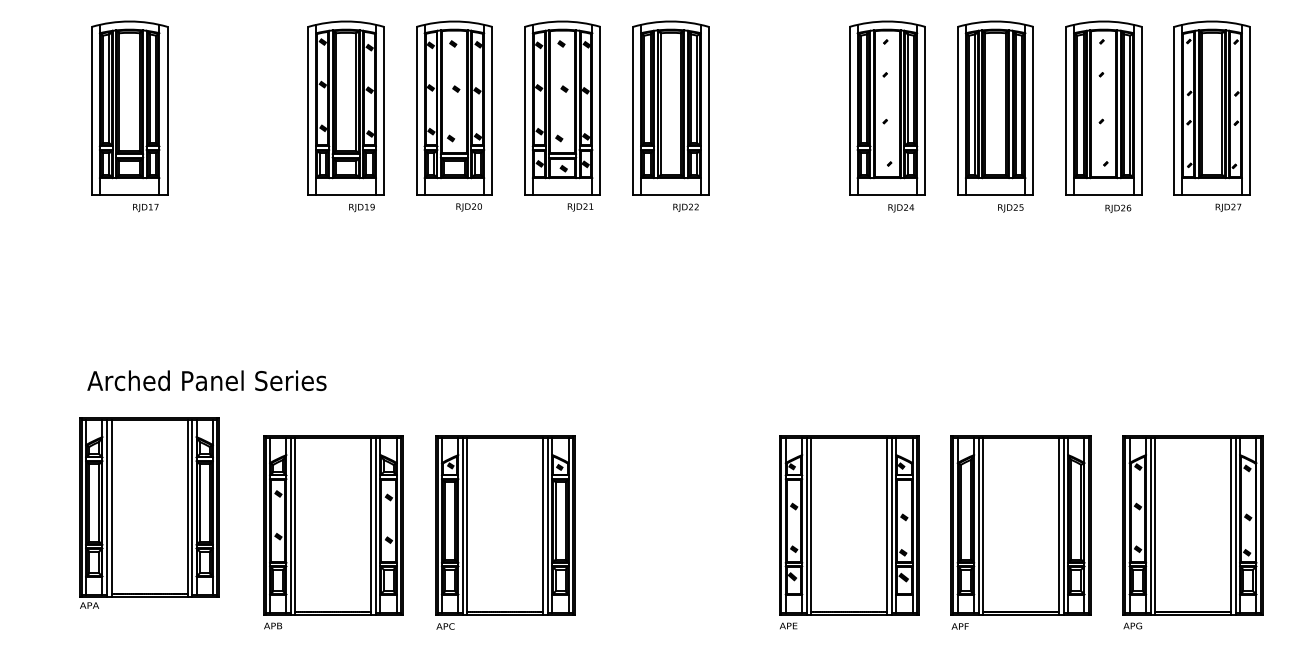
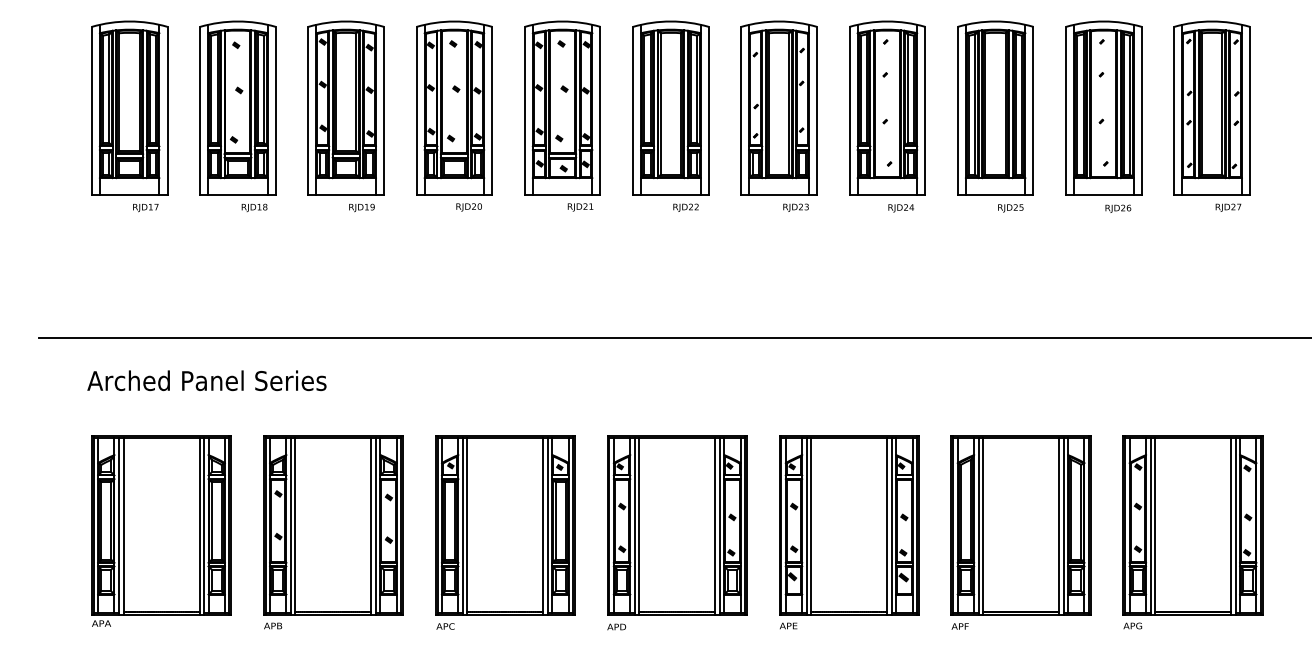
part: none -> present (778, 115)
part: none -> present (237, 116)
line: none -> present (673, 338)
part position: (149, 512) -> (161, 530) (161, 530)
part: none -> present (677, 532)
